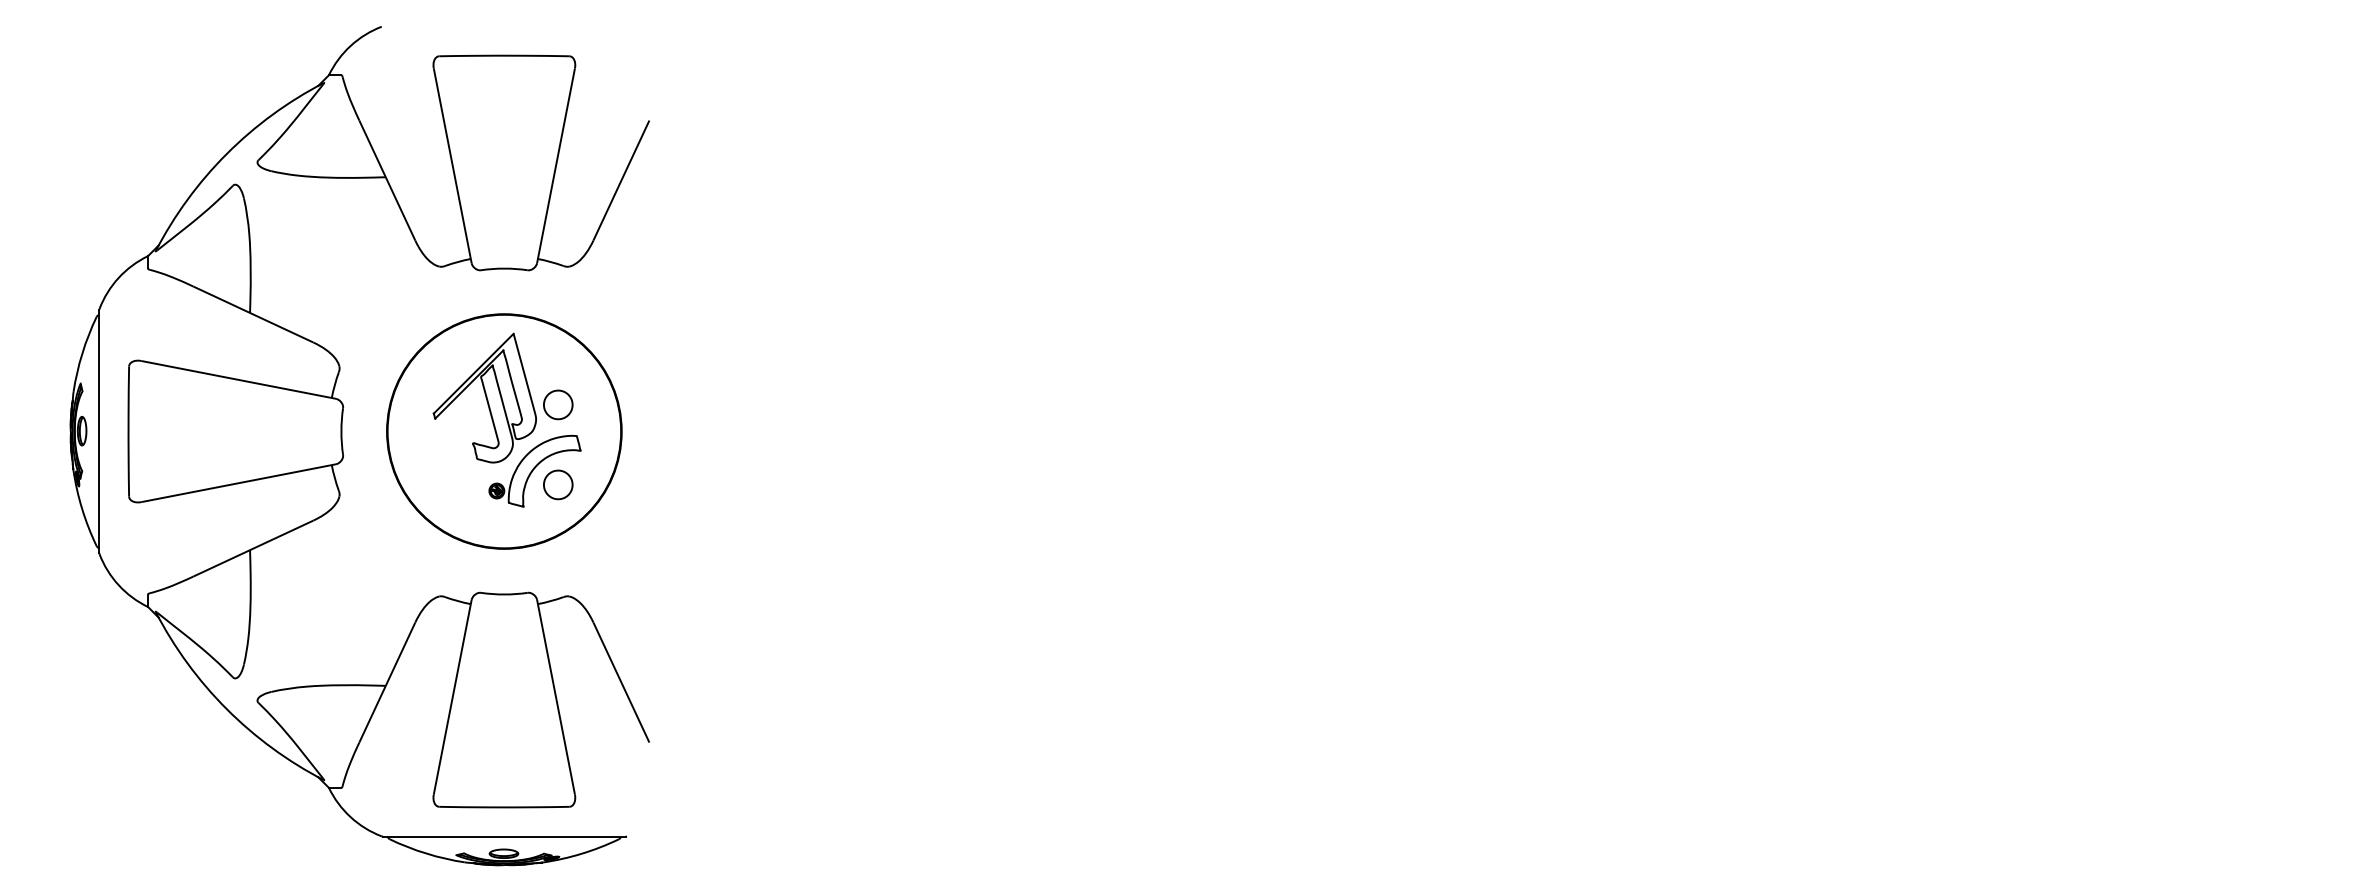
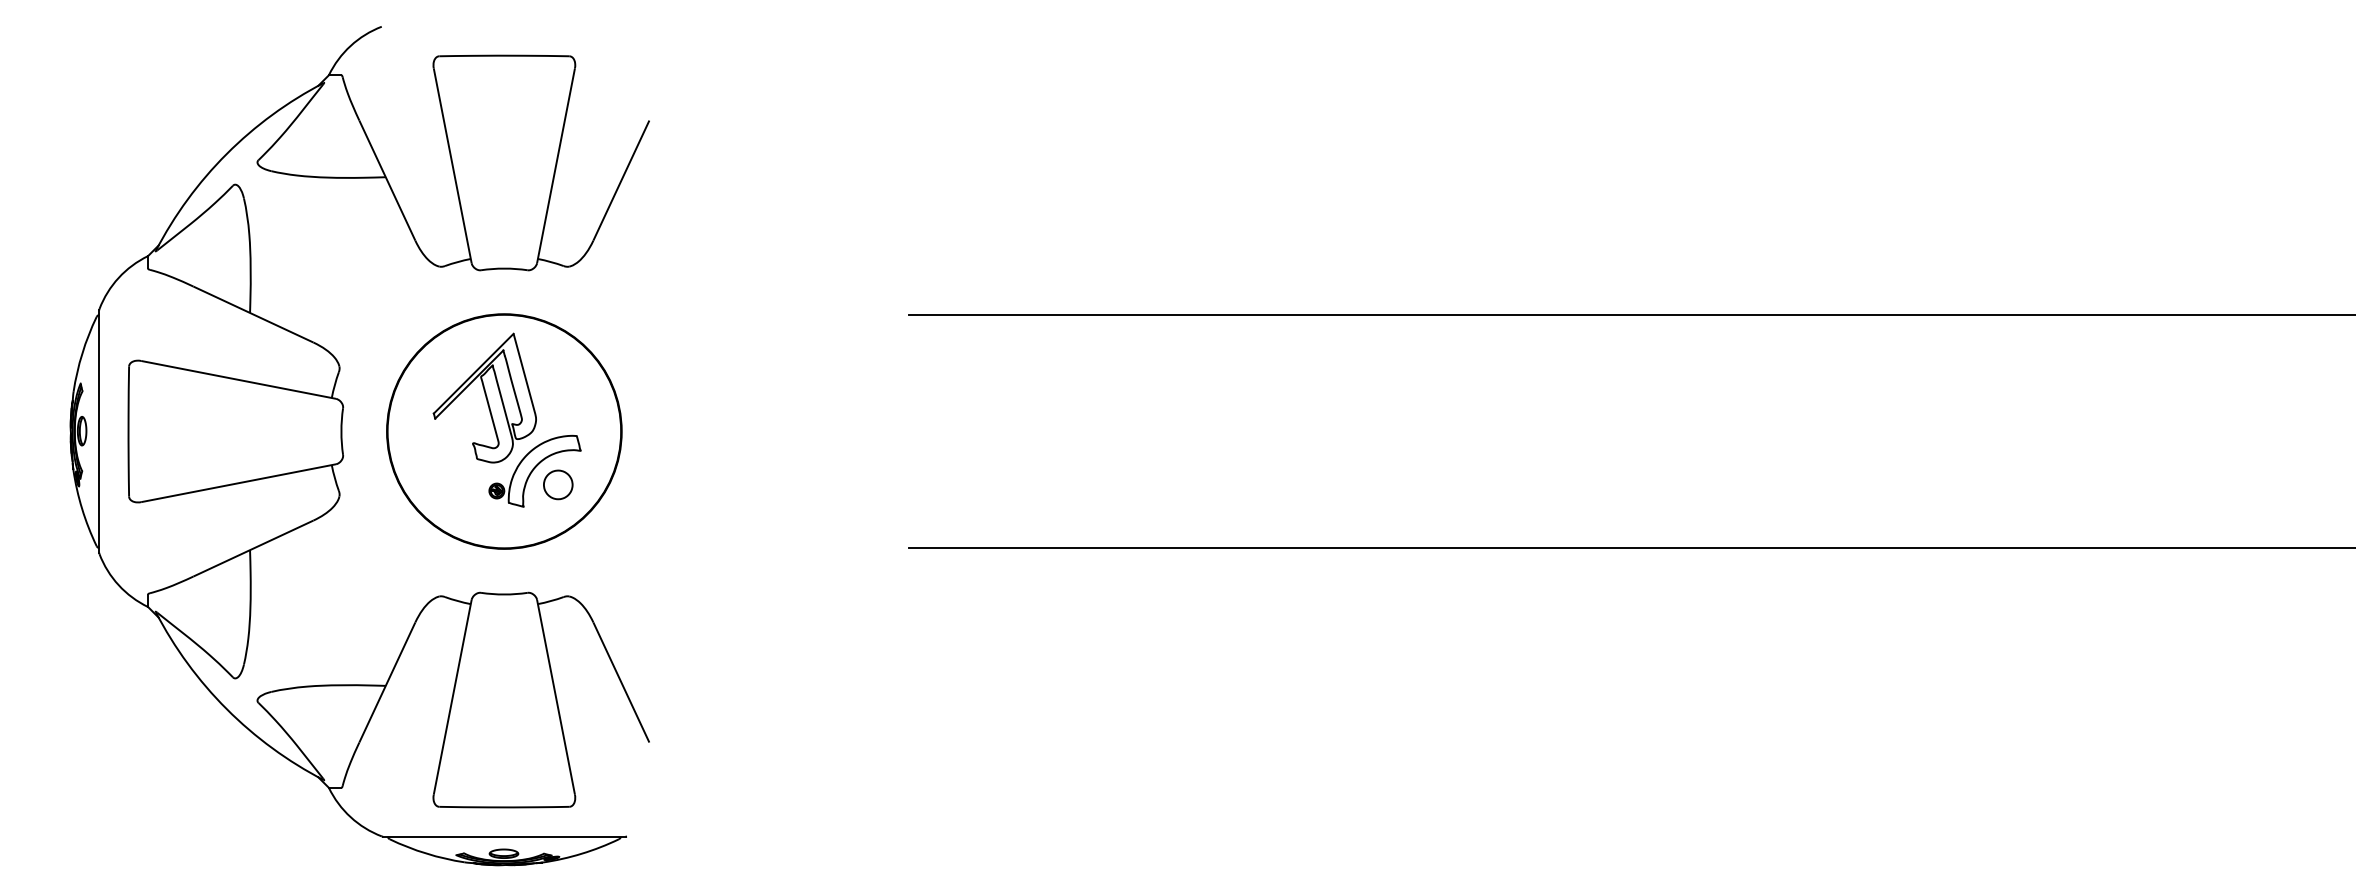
line: none -> present (1630, 314)
part: present -> none (558, 404)
line: none -> present (1630, 548)
